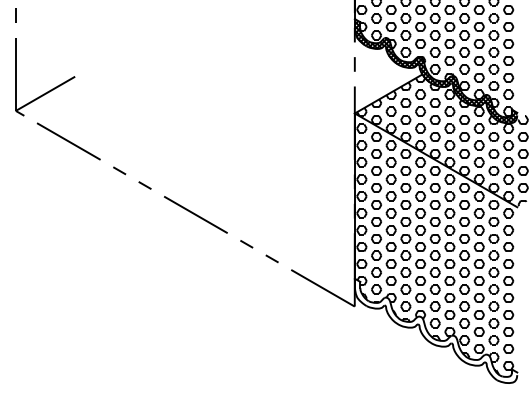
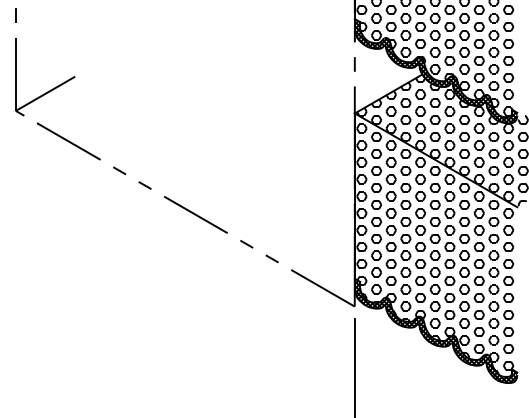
hatch: none -> present (435, 331)
line: none -> present (354, 366)
